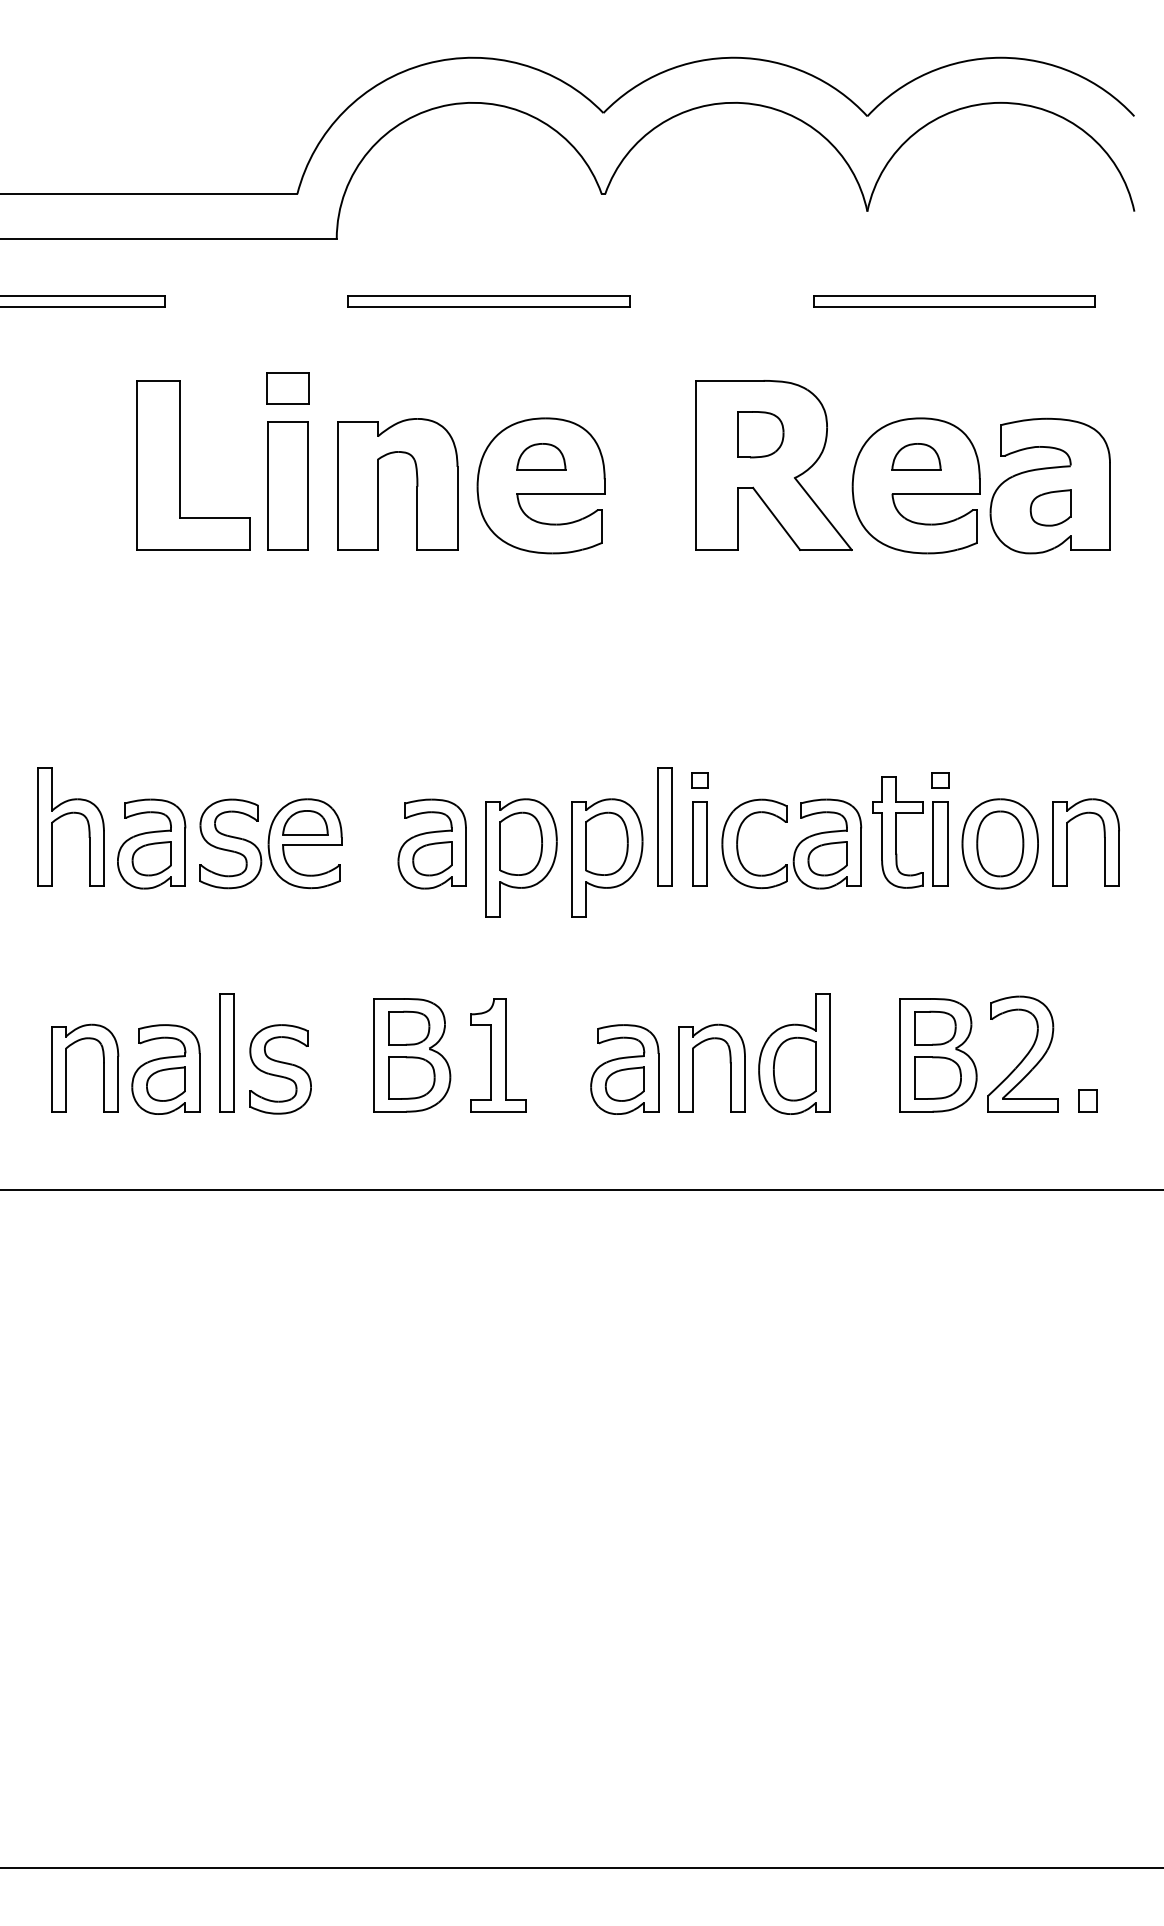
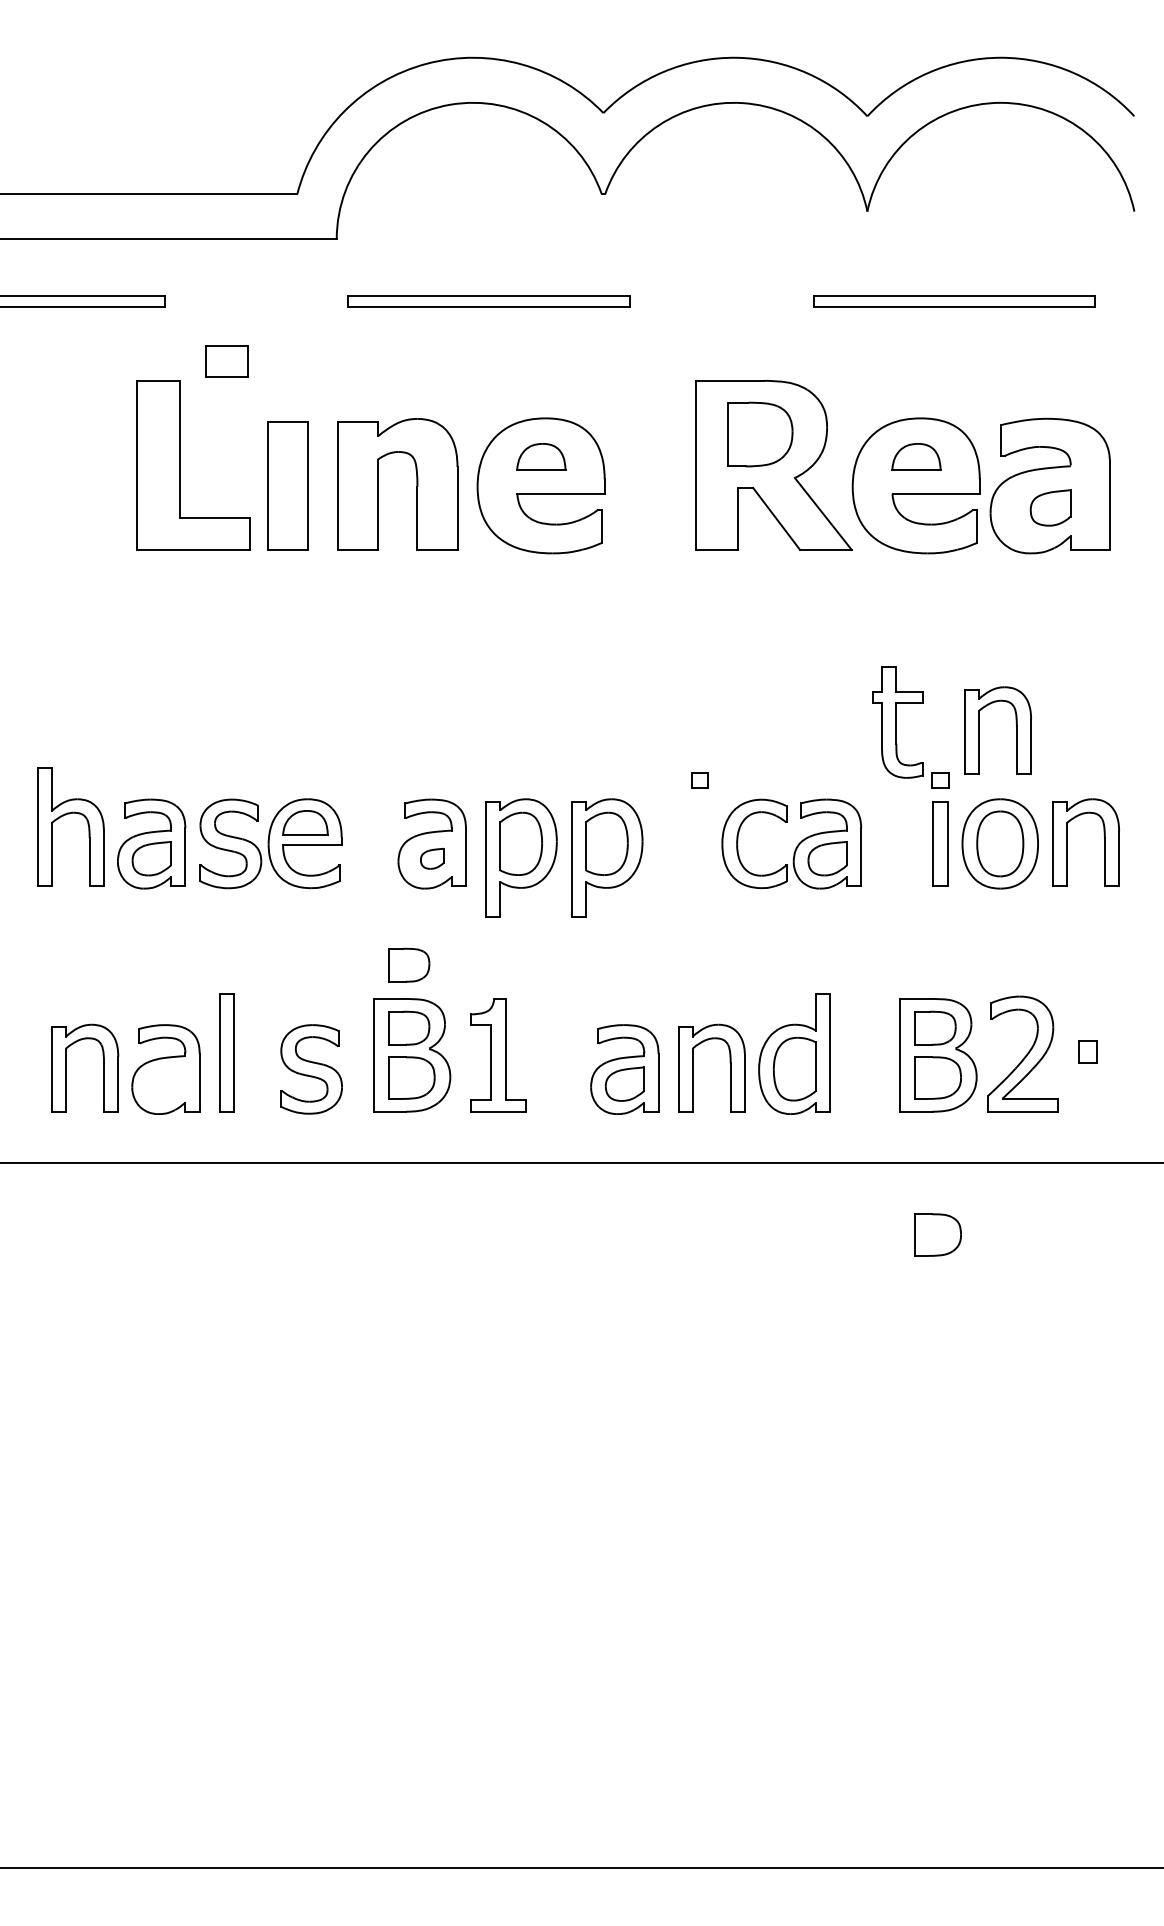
part position: (287, 388) -> (226, 361) (226, 361)
part size: 48x48 px -> 67x67 px (760, 434)
part: none -> present (979, 730)
part: present -> none (664, 826)
part position: (897, 832) -> (897, 722) (897, 722)
part: present -> none (699, 843)
part size: 41x36 px -> 25x23 px (432, 858)
part: none -> present (409, 964)
part position: (280, 1069) -> (311, 1069) (311, 1069)
part: present -> none (165, 1083)
part position: (1087, 1100) -> (1087, 1051) (1087, 1051)
line position: (581, 1190) -> (581, 1163) (581, 1163)
part: none -> present (937, 1234)
